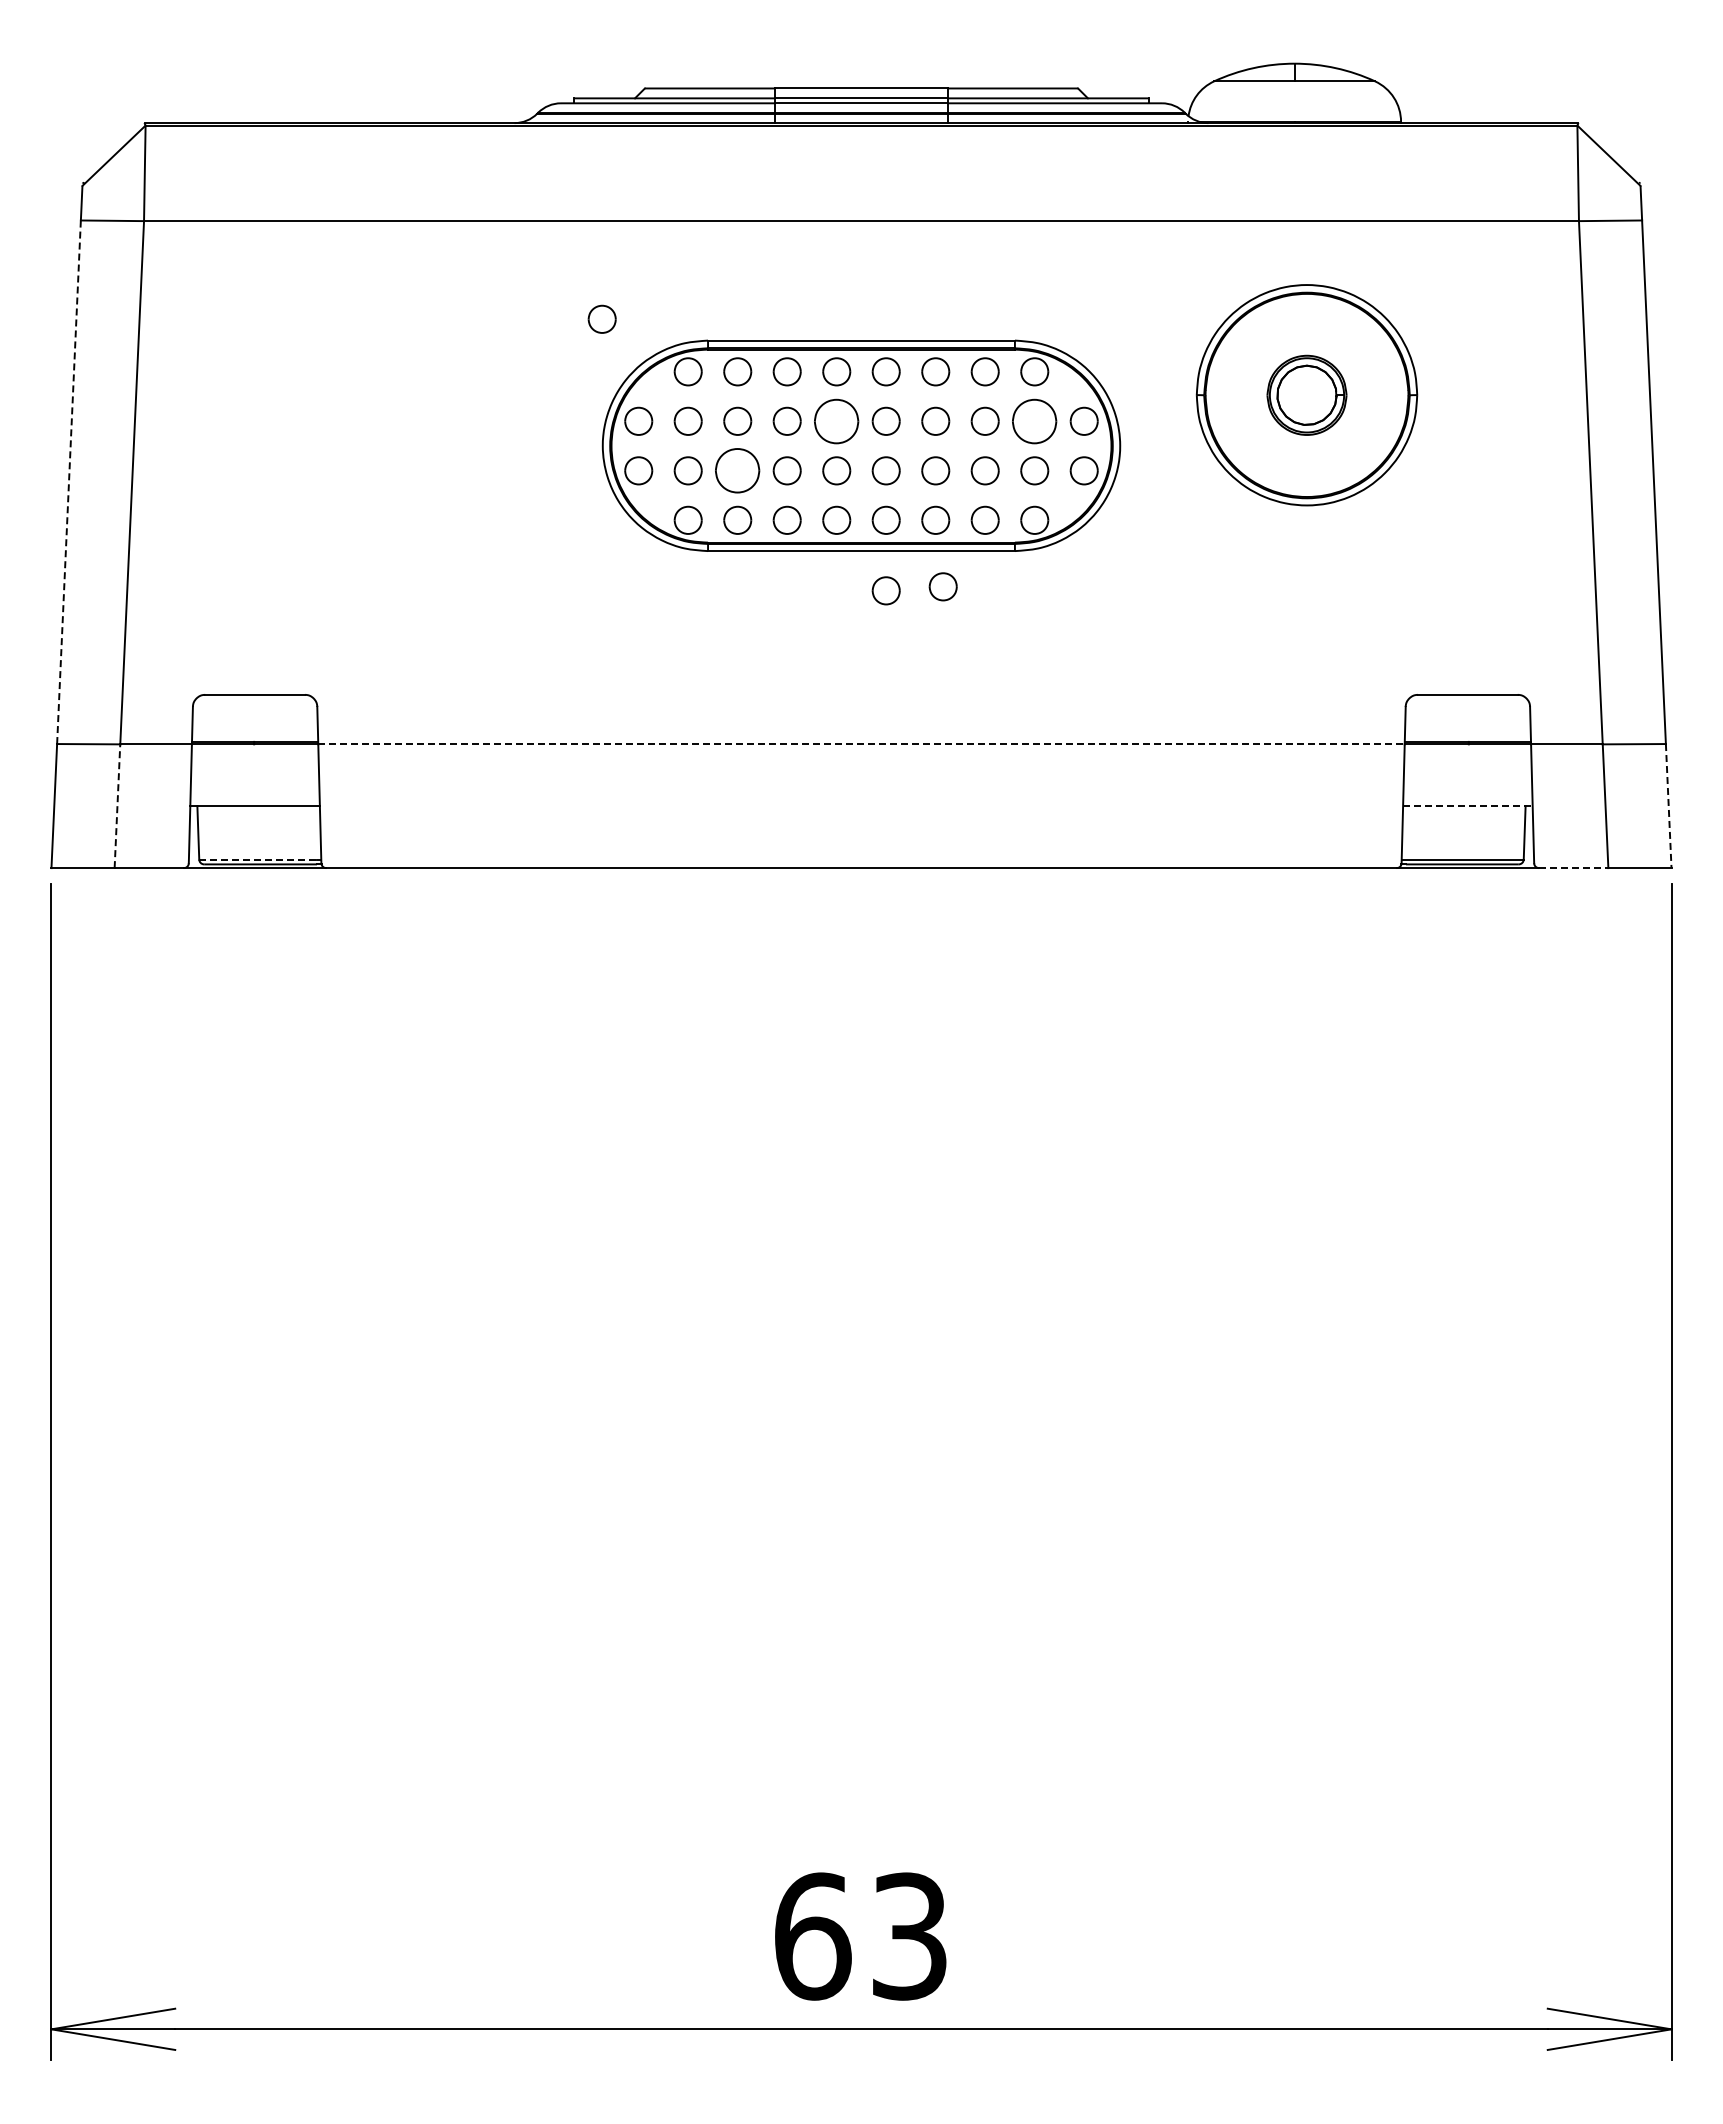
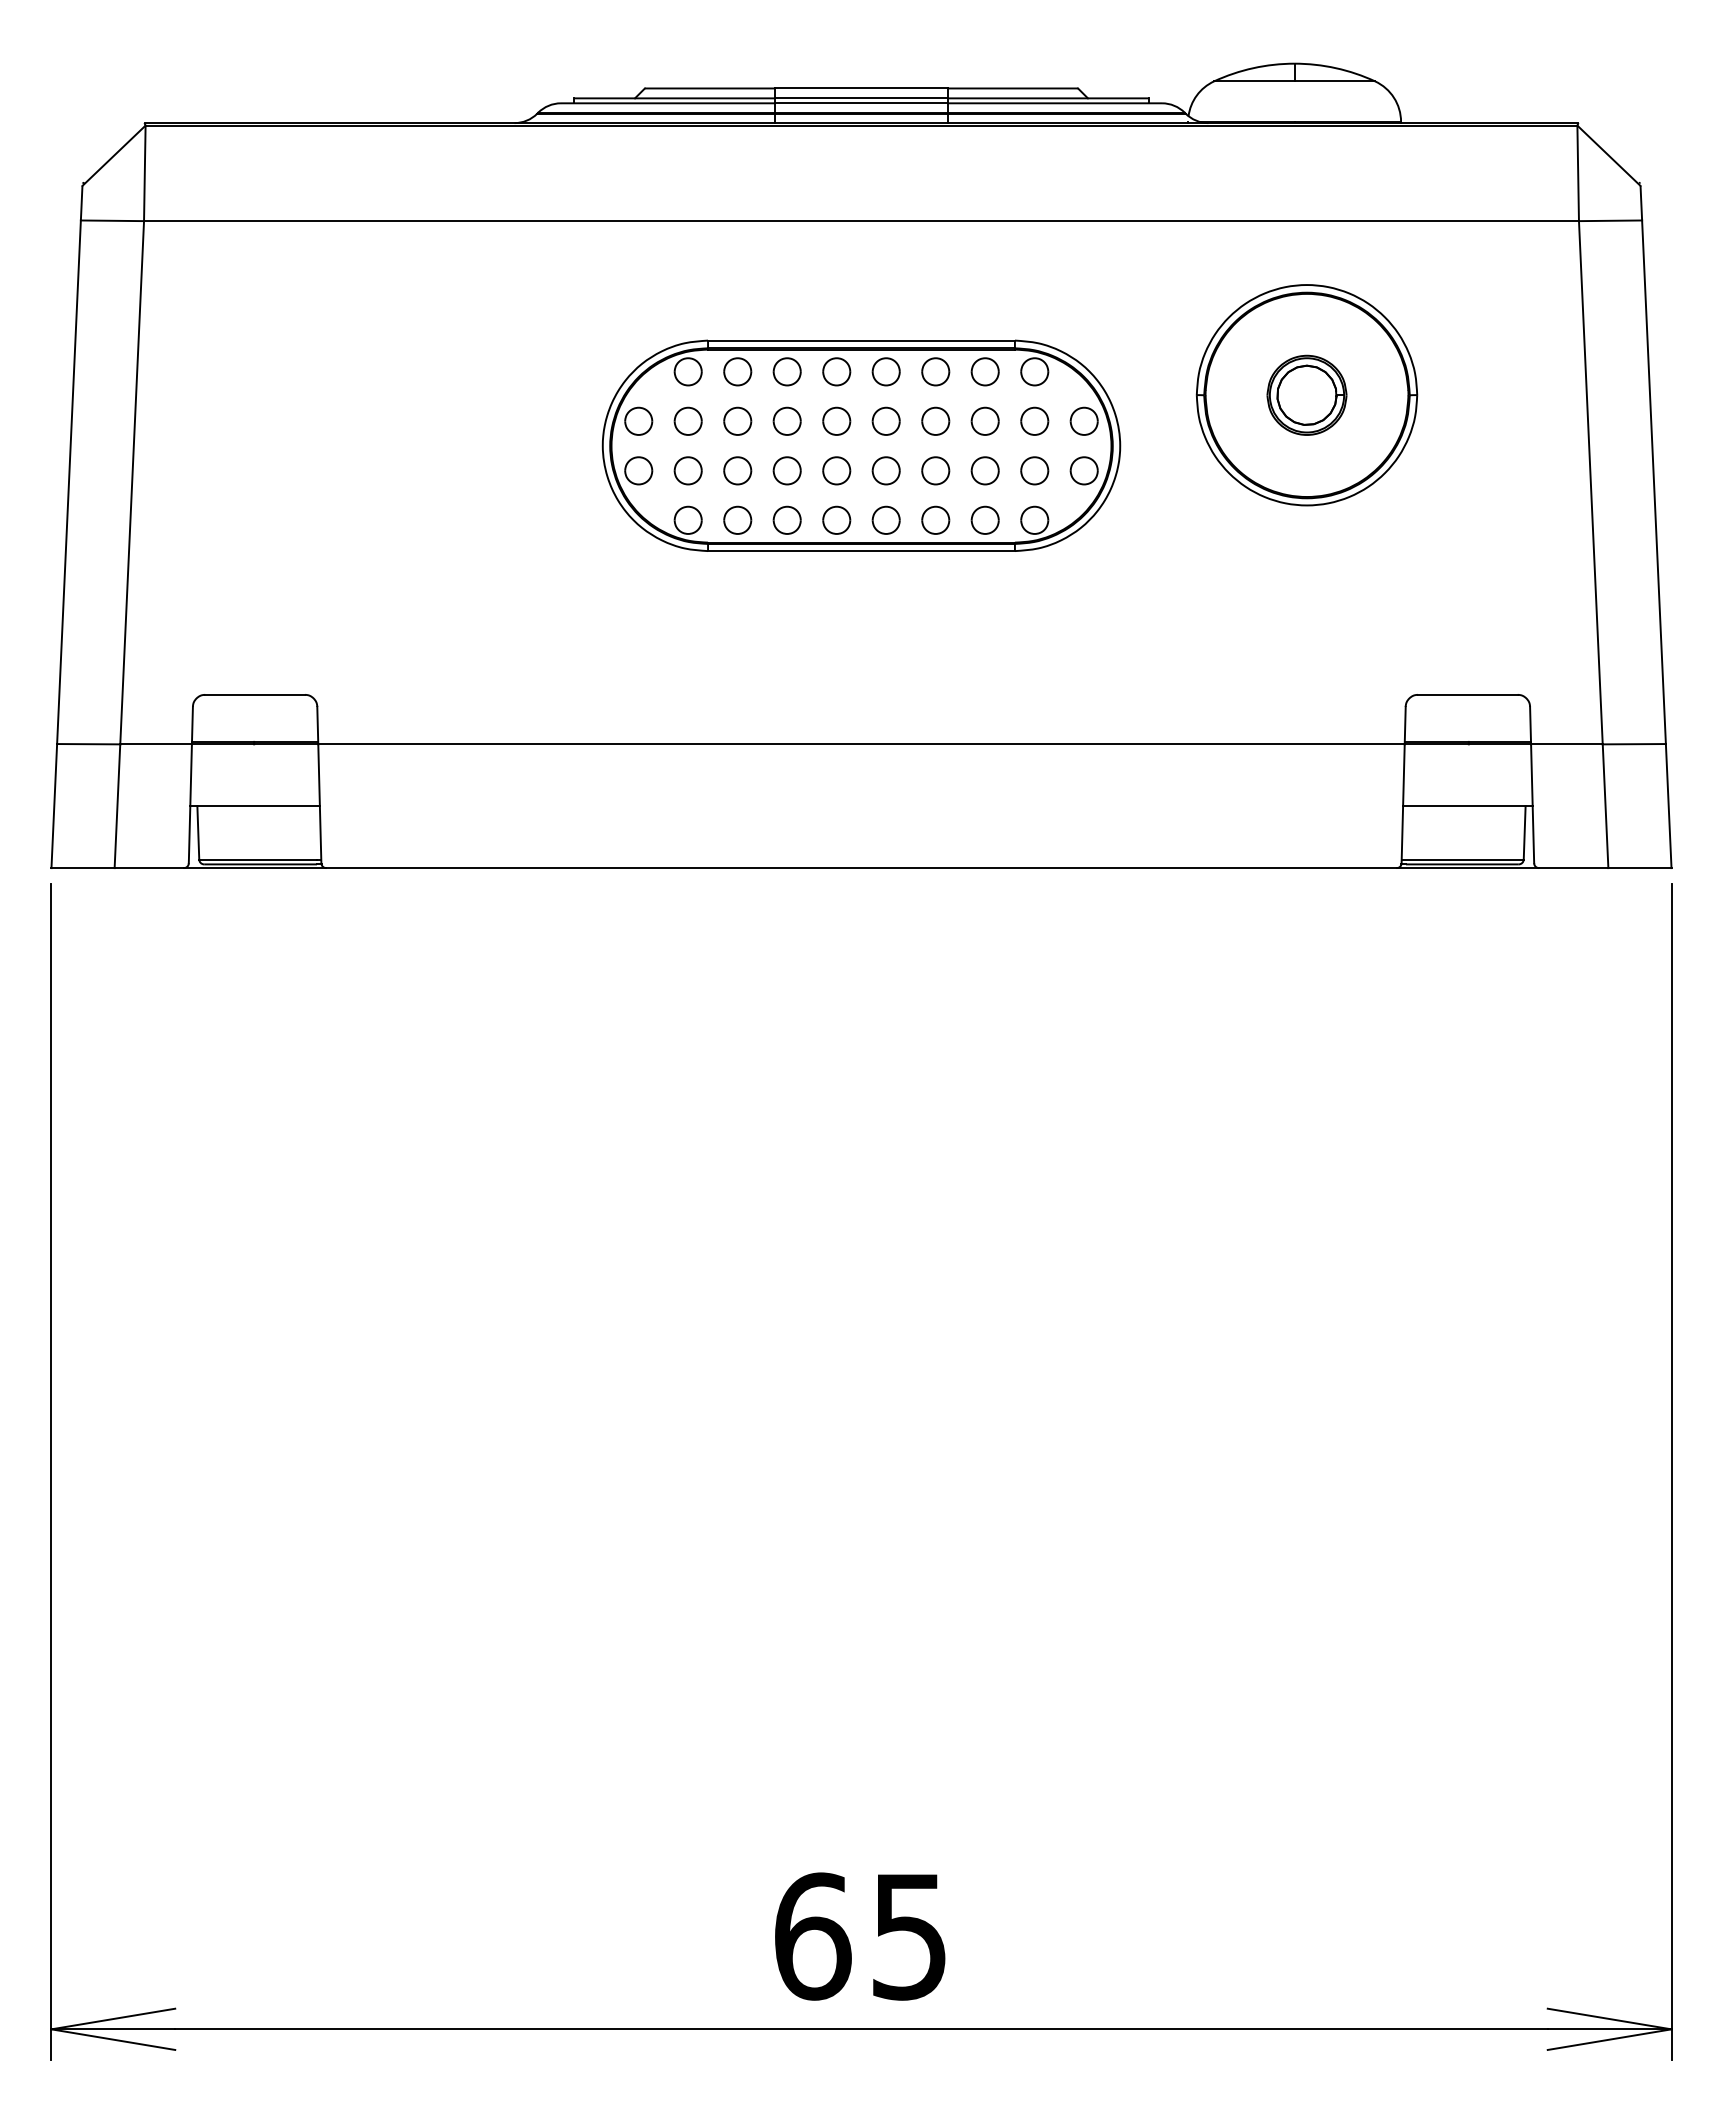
part: present -> none (601, 318)
part size: 46x47 px -> 30x30 px (836, 420)
part size: 46x47 px -> 30x30 px (1034, 420)
part size: 46x46 px -> 30x30 px (737, 470)
line: dashed -> solid (69, 481)
part: present -> none (942, 586)
part: present -> none (885, 590)
line: dashed -> solid (862, 744)
line: dashed -> solid (117, 806)
line: dashed -> solid (1467, 806)
line: dashed -> solid (1668, 806)
line: dashed -> solid (258, 859)
line: dashed -> solid (1573, 868)
text: 63 -> 65 (909, 1936)
